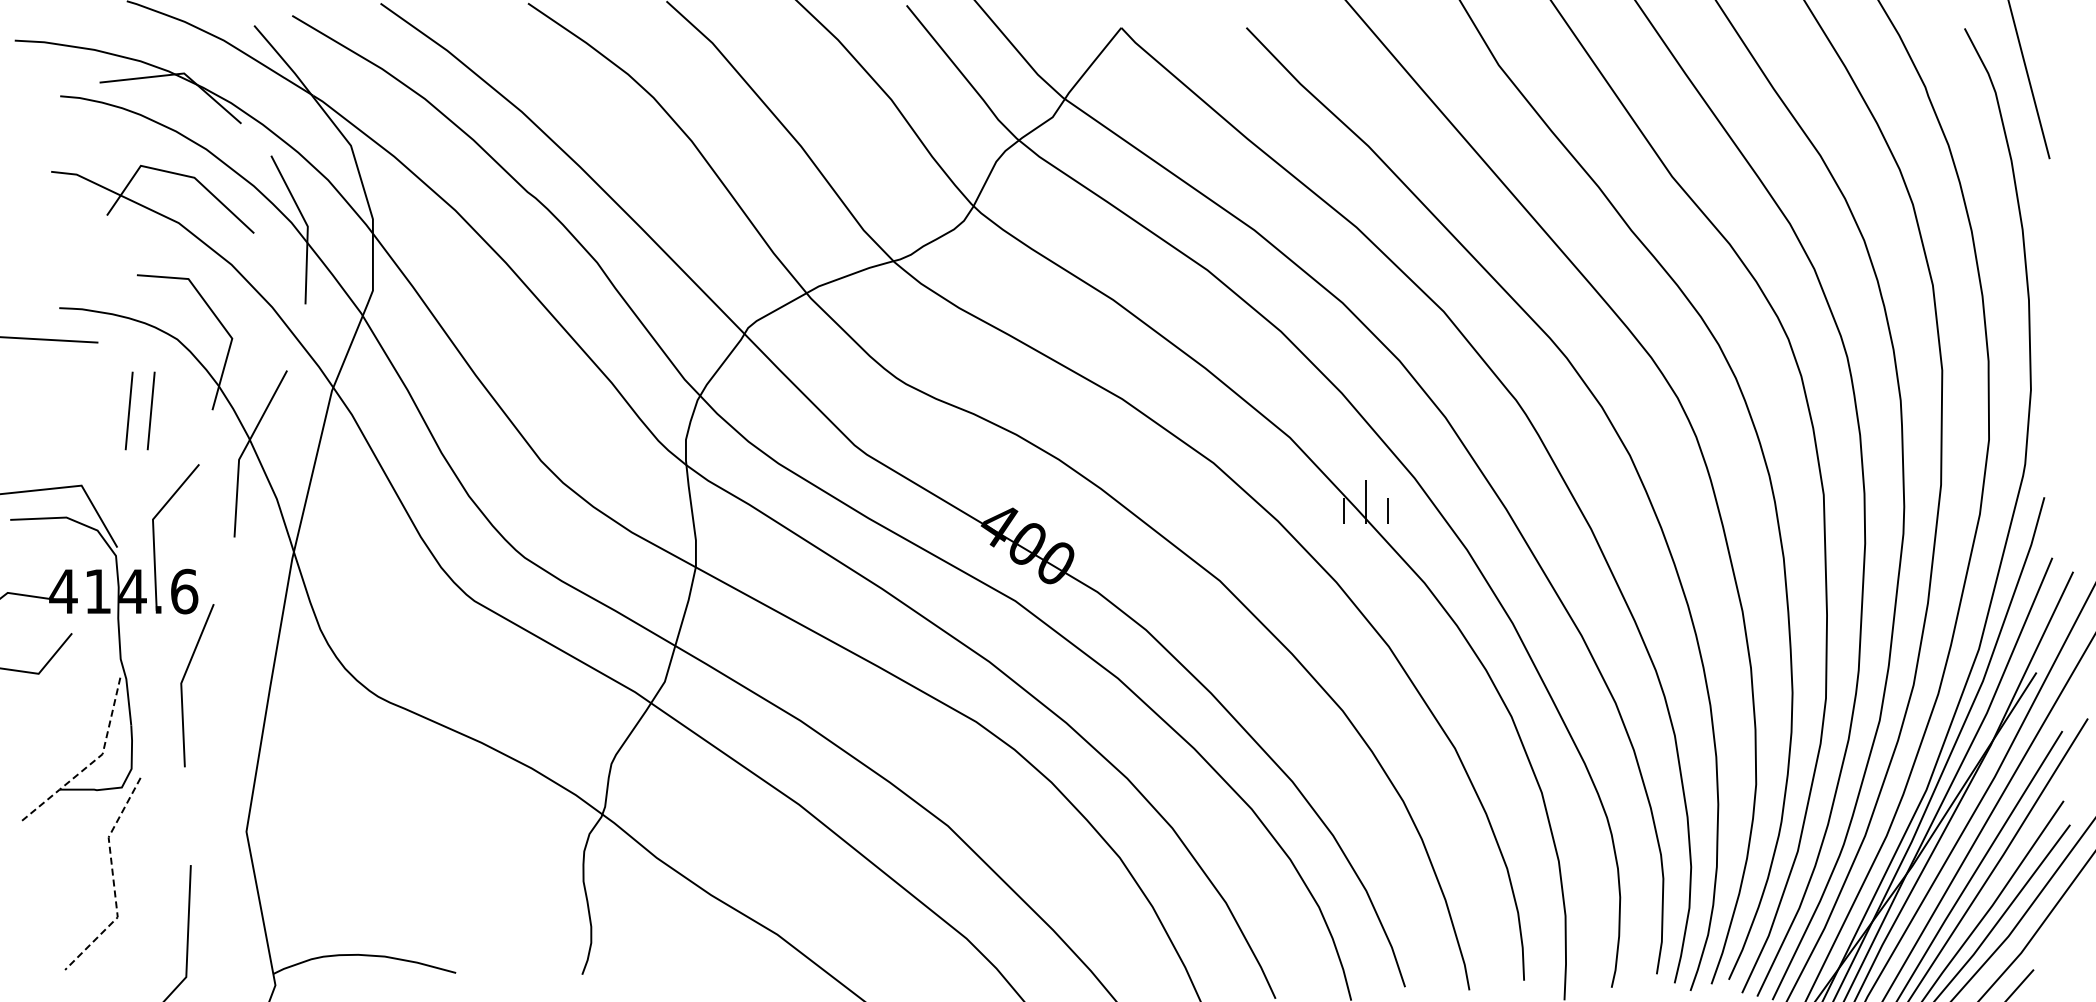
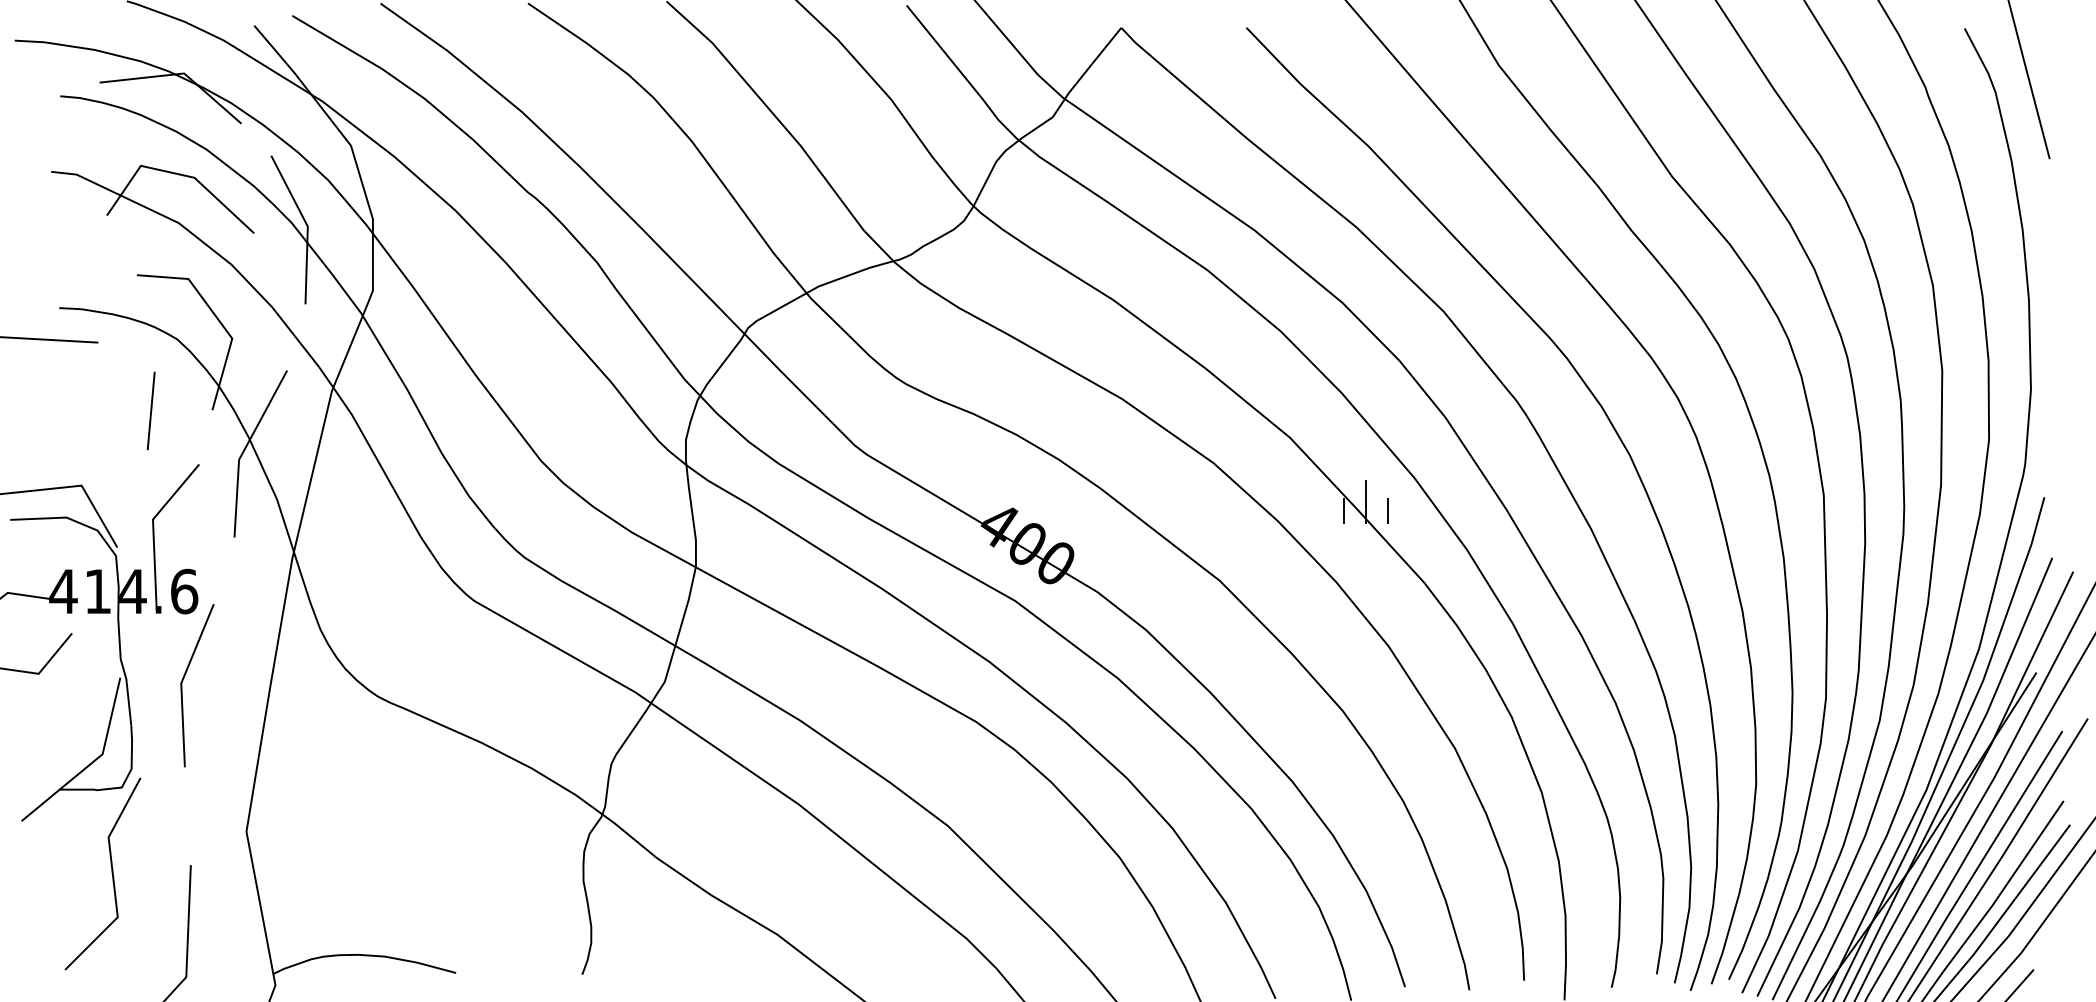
line: present -> none (128, 410)
line: dashed -> solid (91, 763)
line: dashed -> solid (113, 880)
